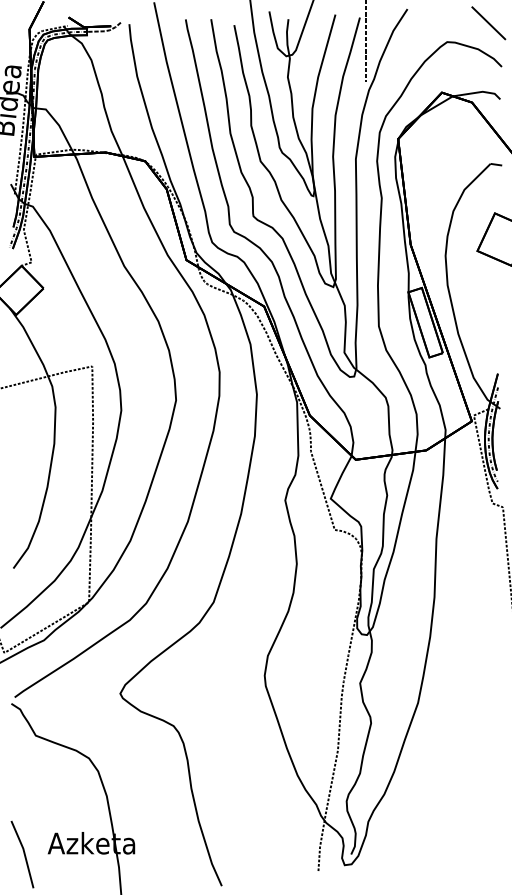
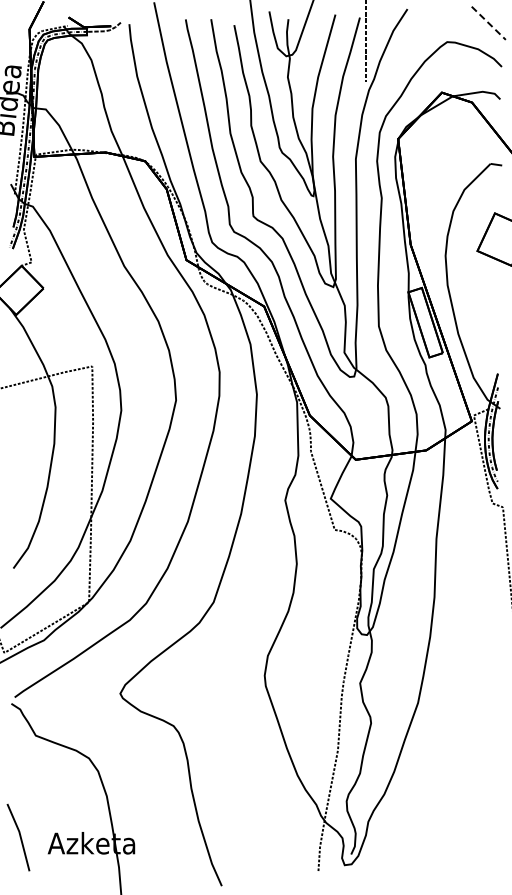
line: solid -> dashed (488, 23)
line position: (23, 854) -> (19, 837) (19, 837)
